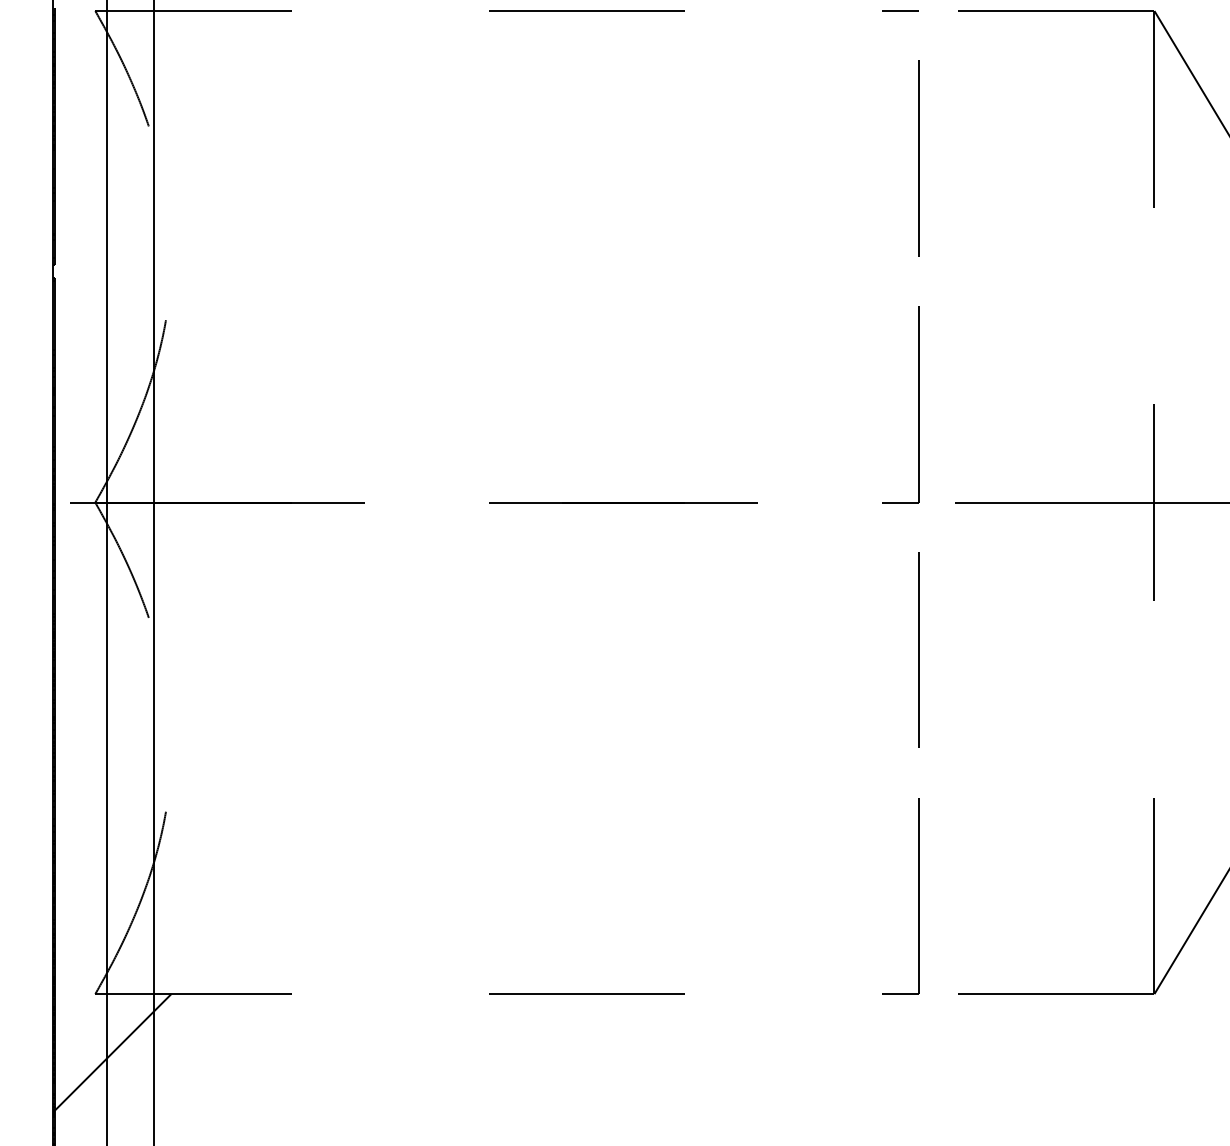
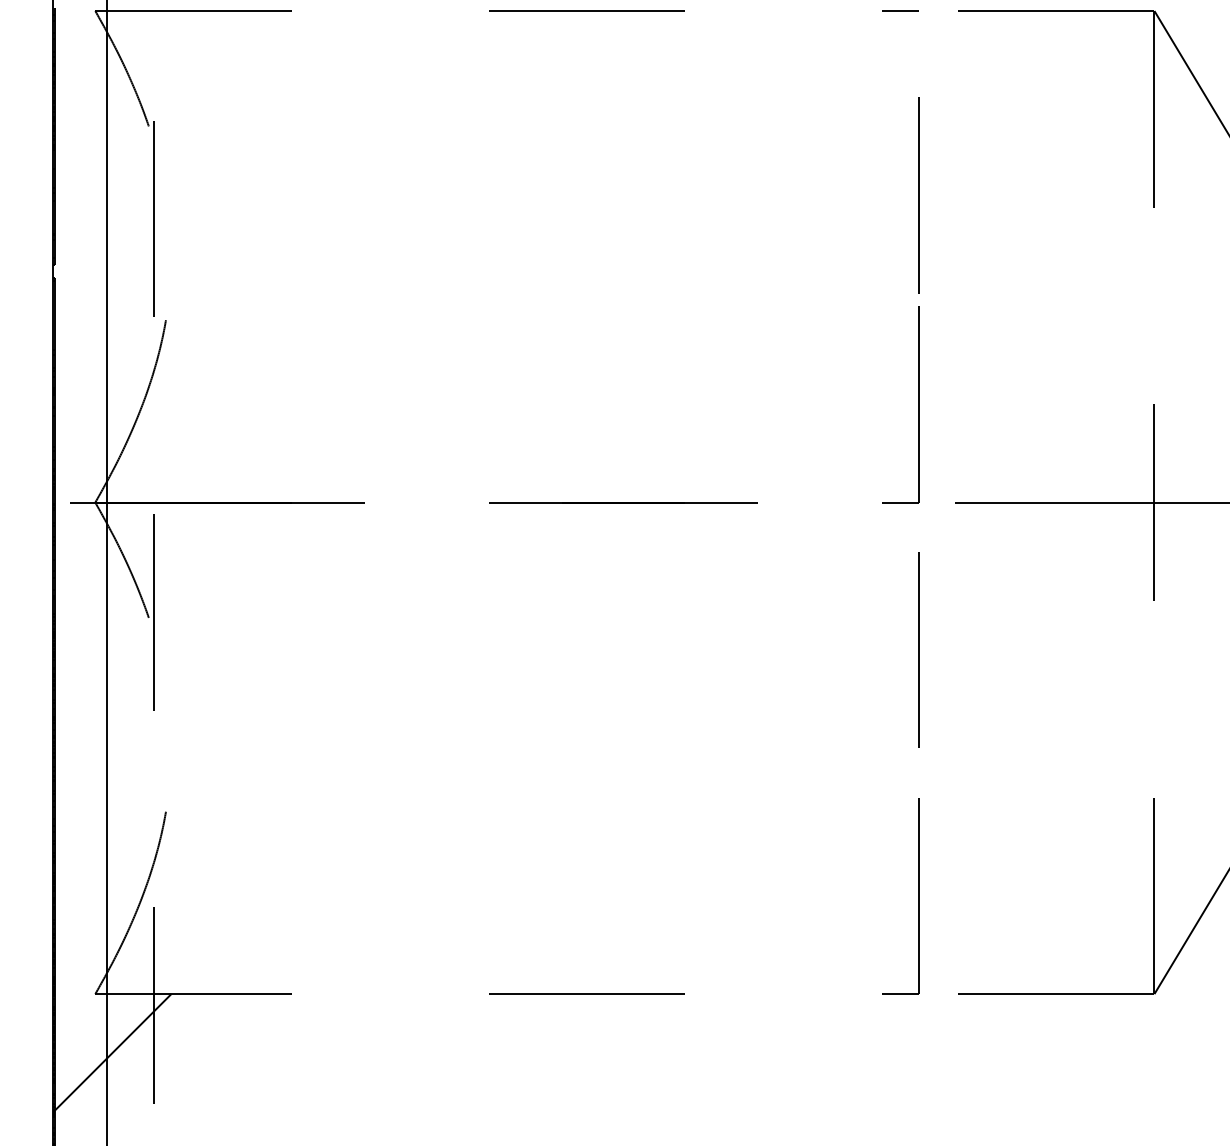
line position: (918, 158) -> (918, 195) (918, 195)
line: solid -> dashed (154, 573)
